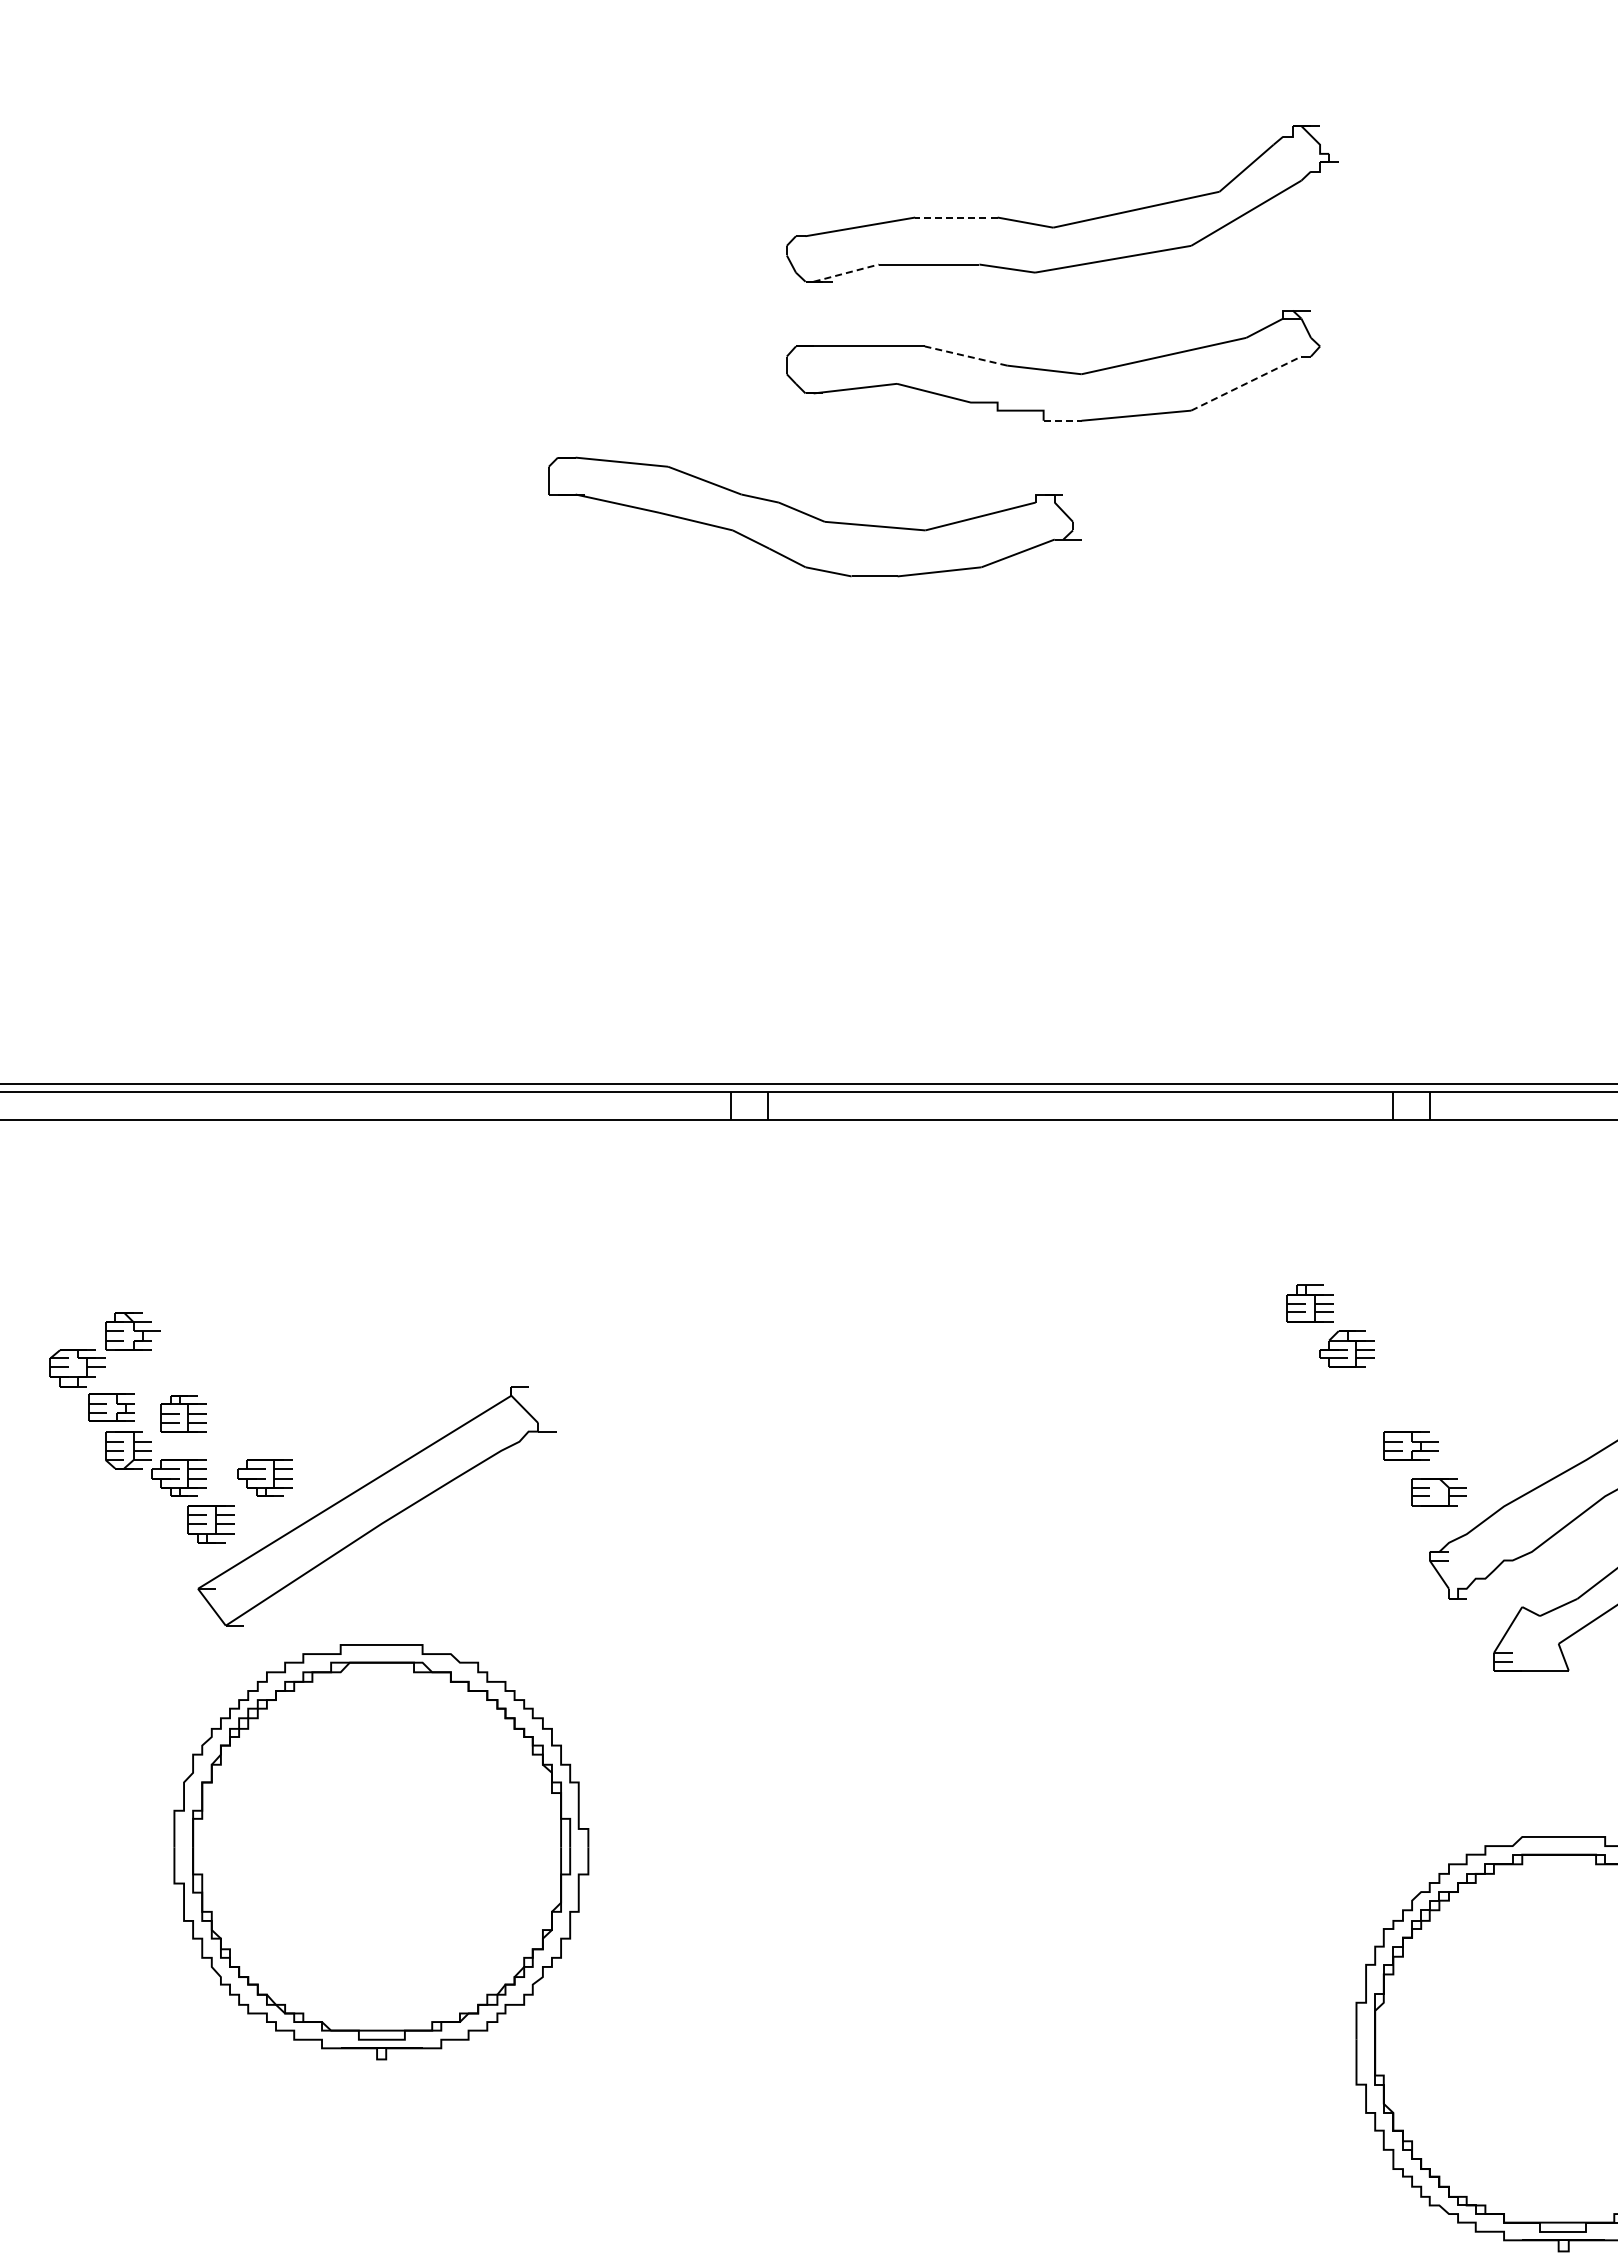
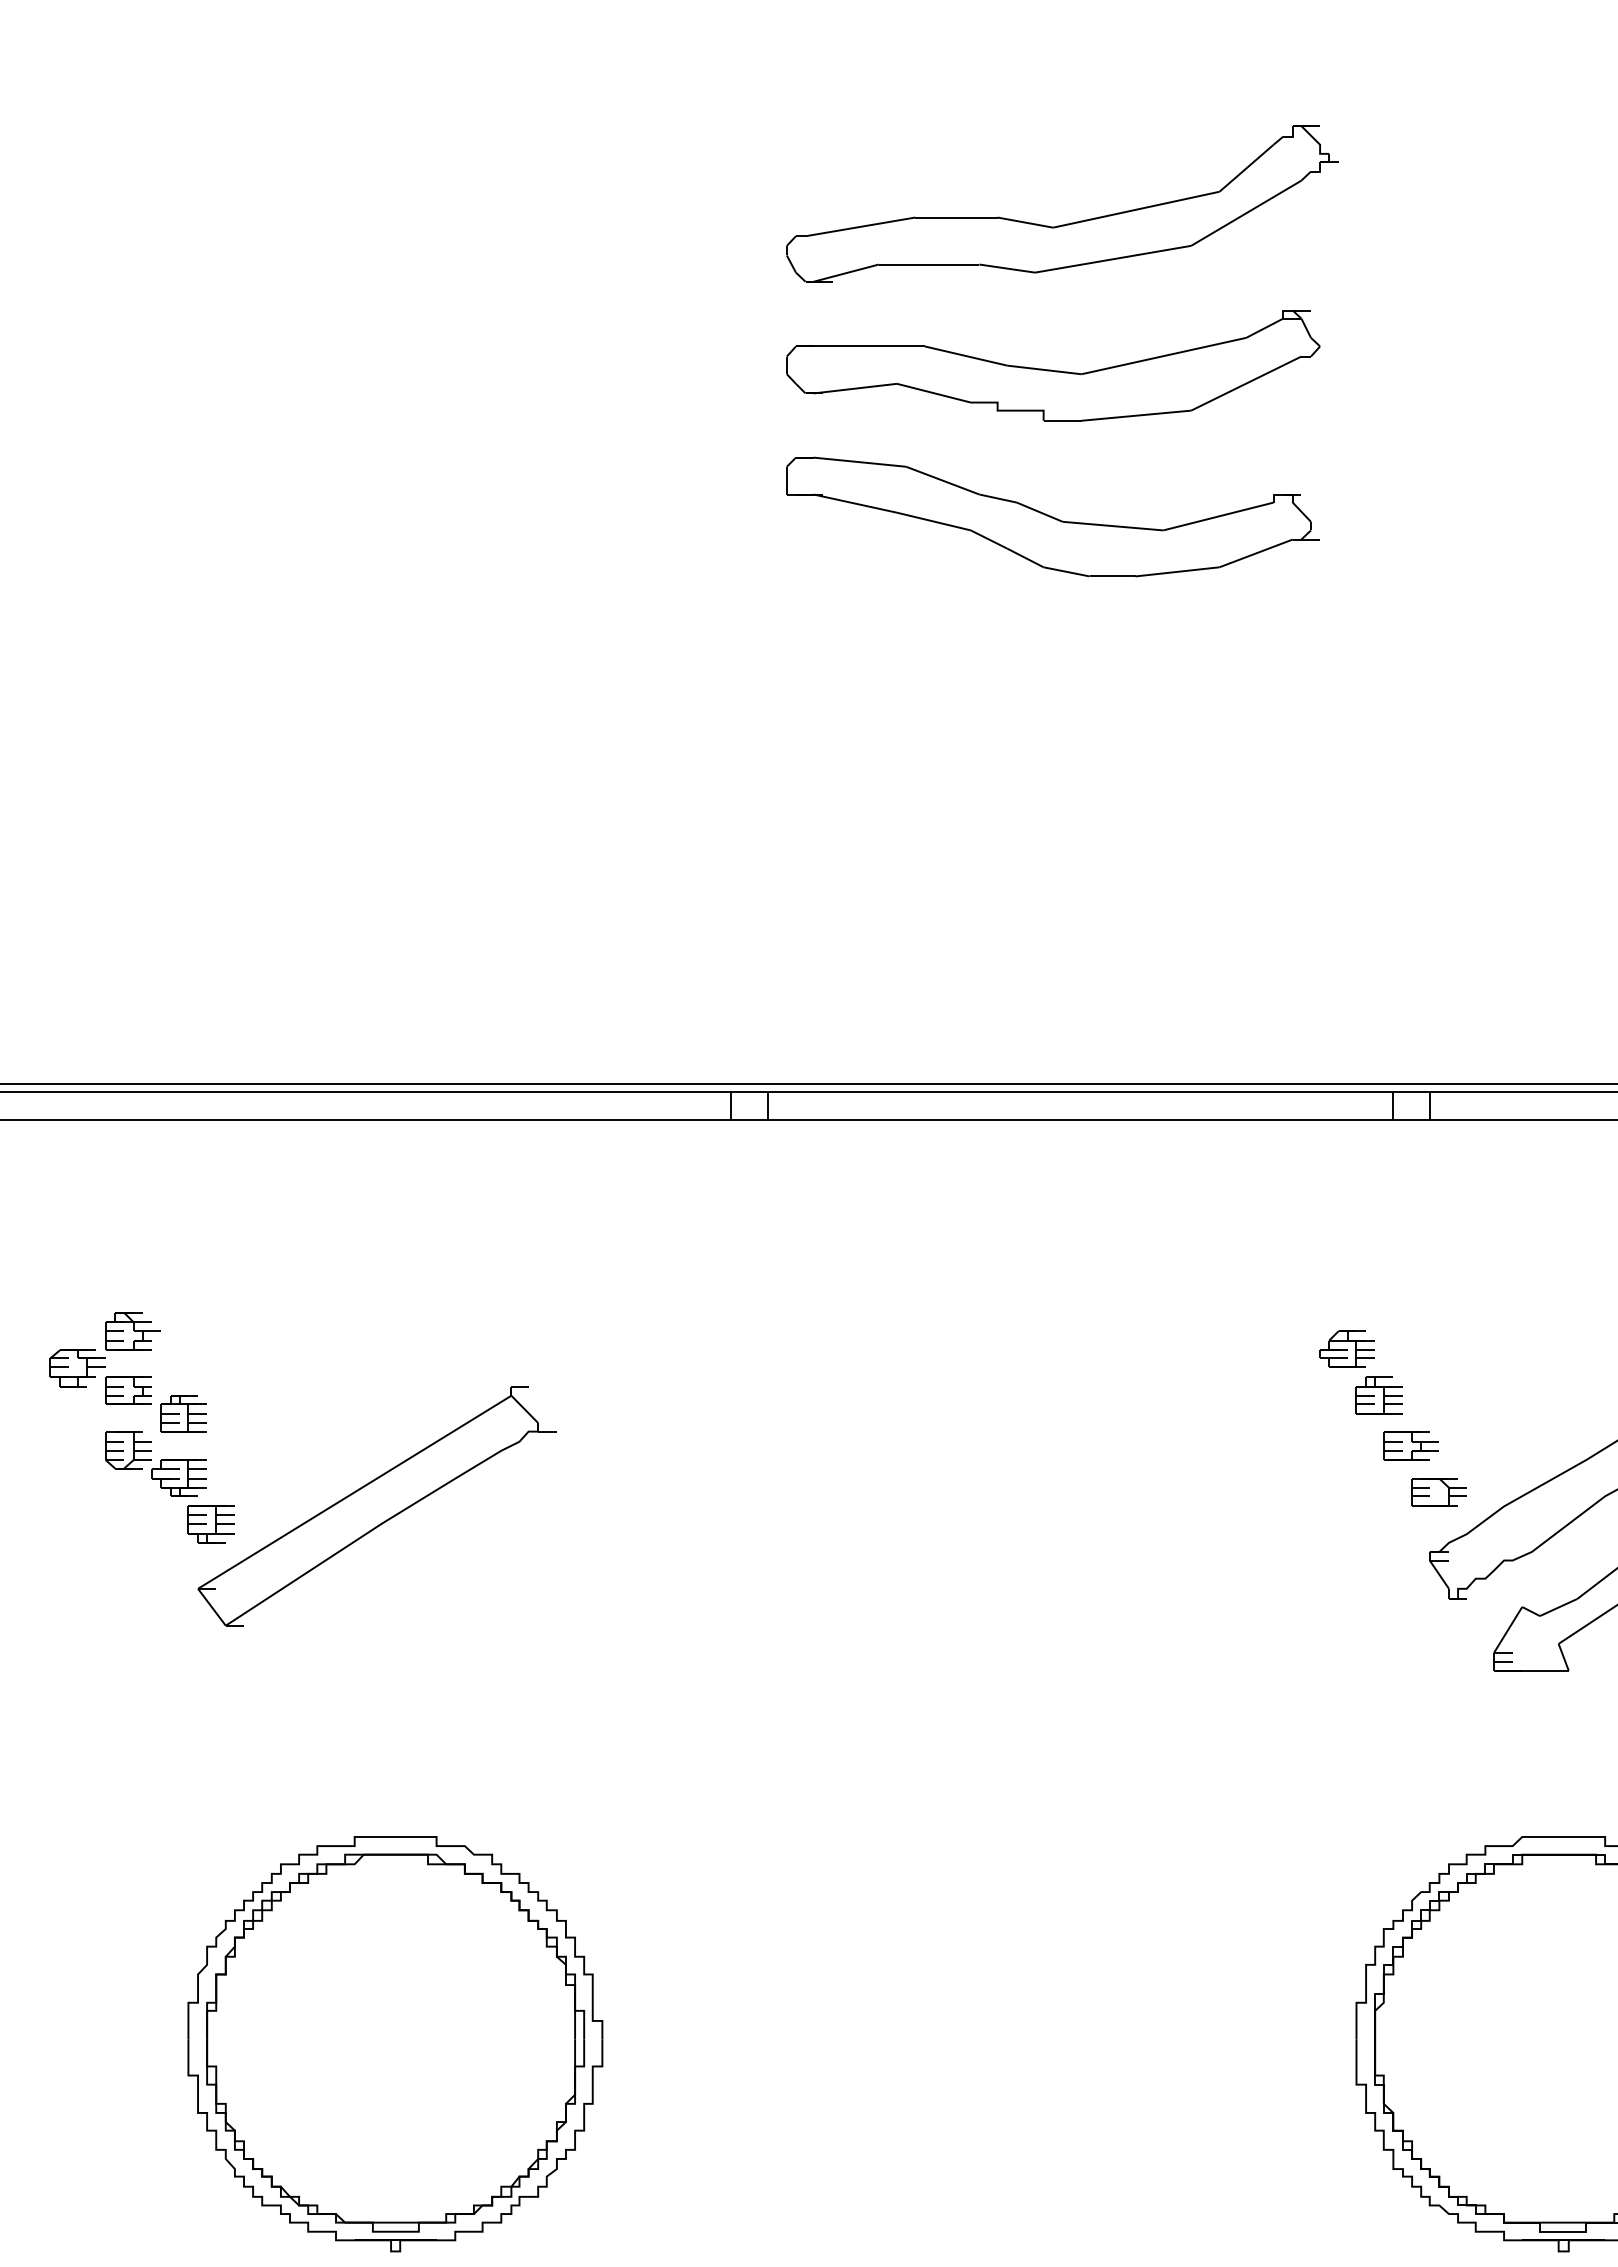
line: dashed -> solid (955, 217)
line: dashed -> solid (846, 273)
line: dashed -> solid (965, 355)
line: dashed -> solid (1246, 383)
line: dashed -> solid (1062, 420)
part position: (814, 516) -> (1052, 516) (1052, 516)
part position: (1309, 1303) -> (1378, 1395) (1378, 1395)
part position: (111, 1407) -> (128, 1390) (128, 1390)
part: present -> none (264, 1477)
part position: (381, 1852) -> (395, 2044) (395, 2044)
